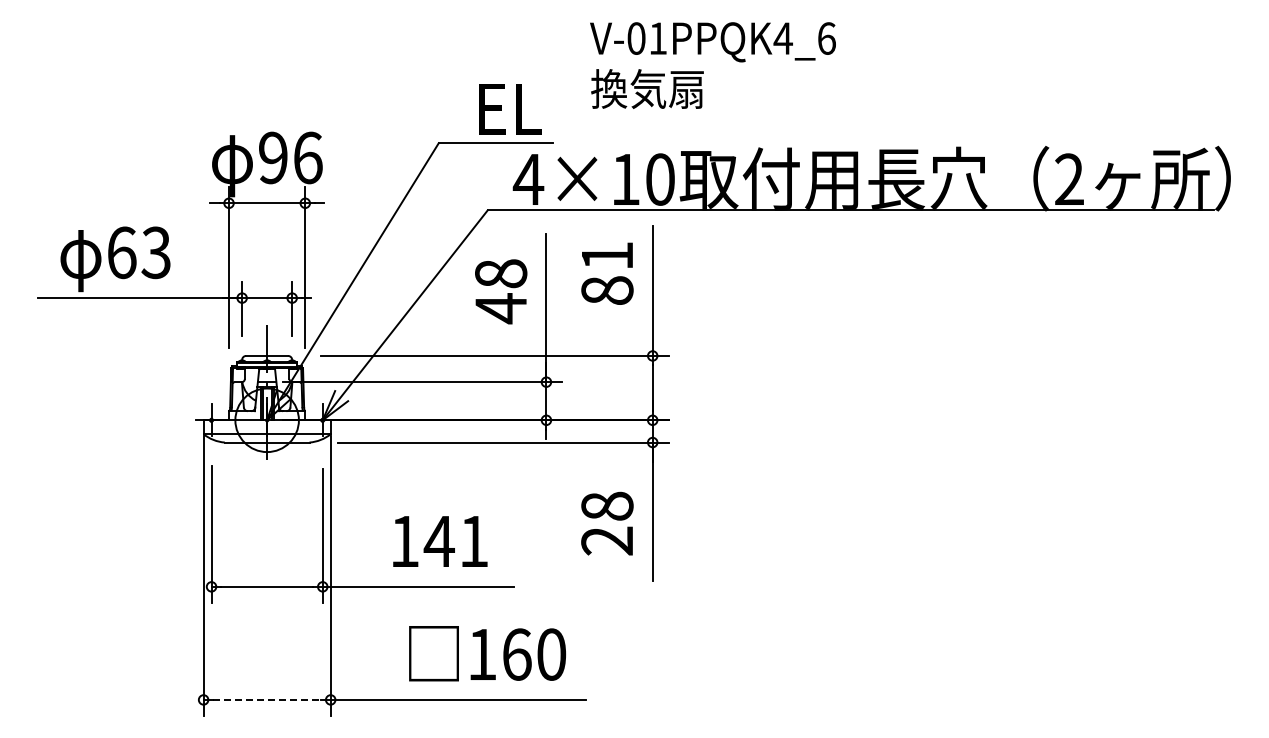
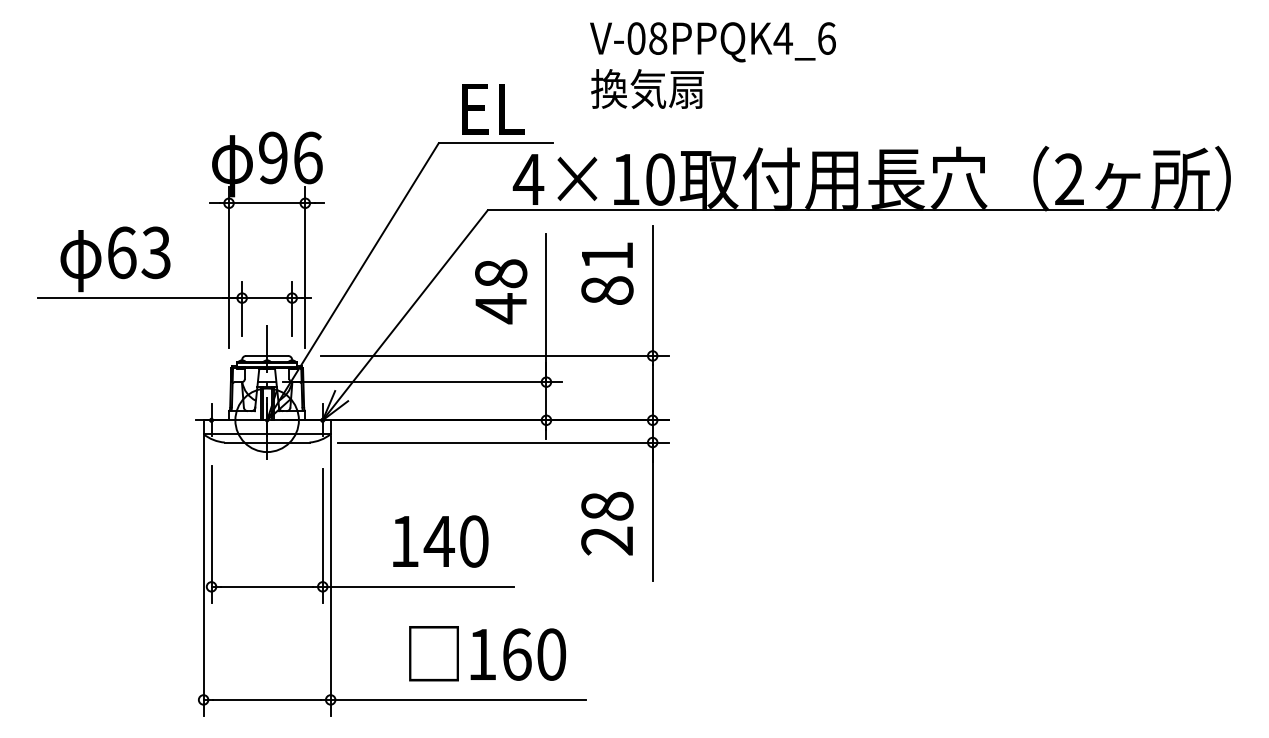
text: V-01PPQK4_6 -> V-08PPQK4_6 (658, 38)
text position: (510, 109) -> (493, 109) (493, 109)
text: 141 -> 140 (474, 541)
line: dashed -> solid (267, 699)
